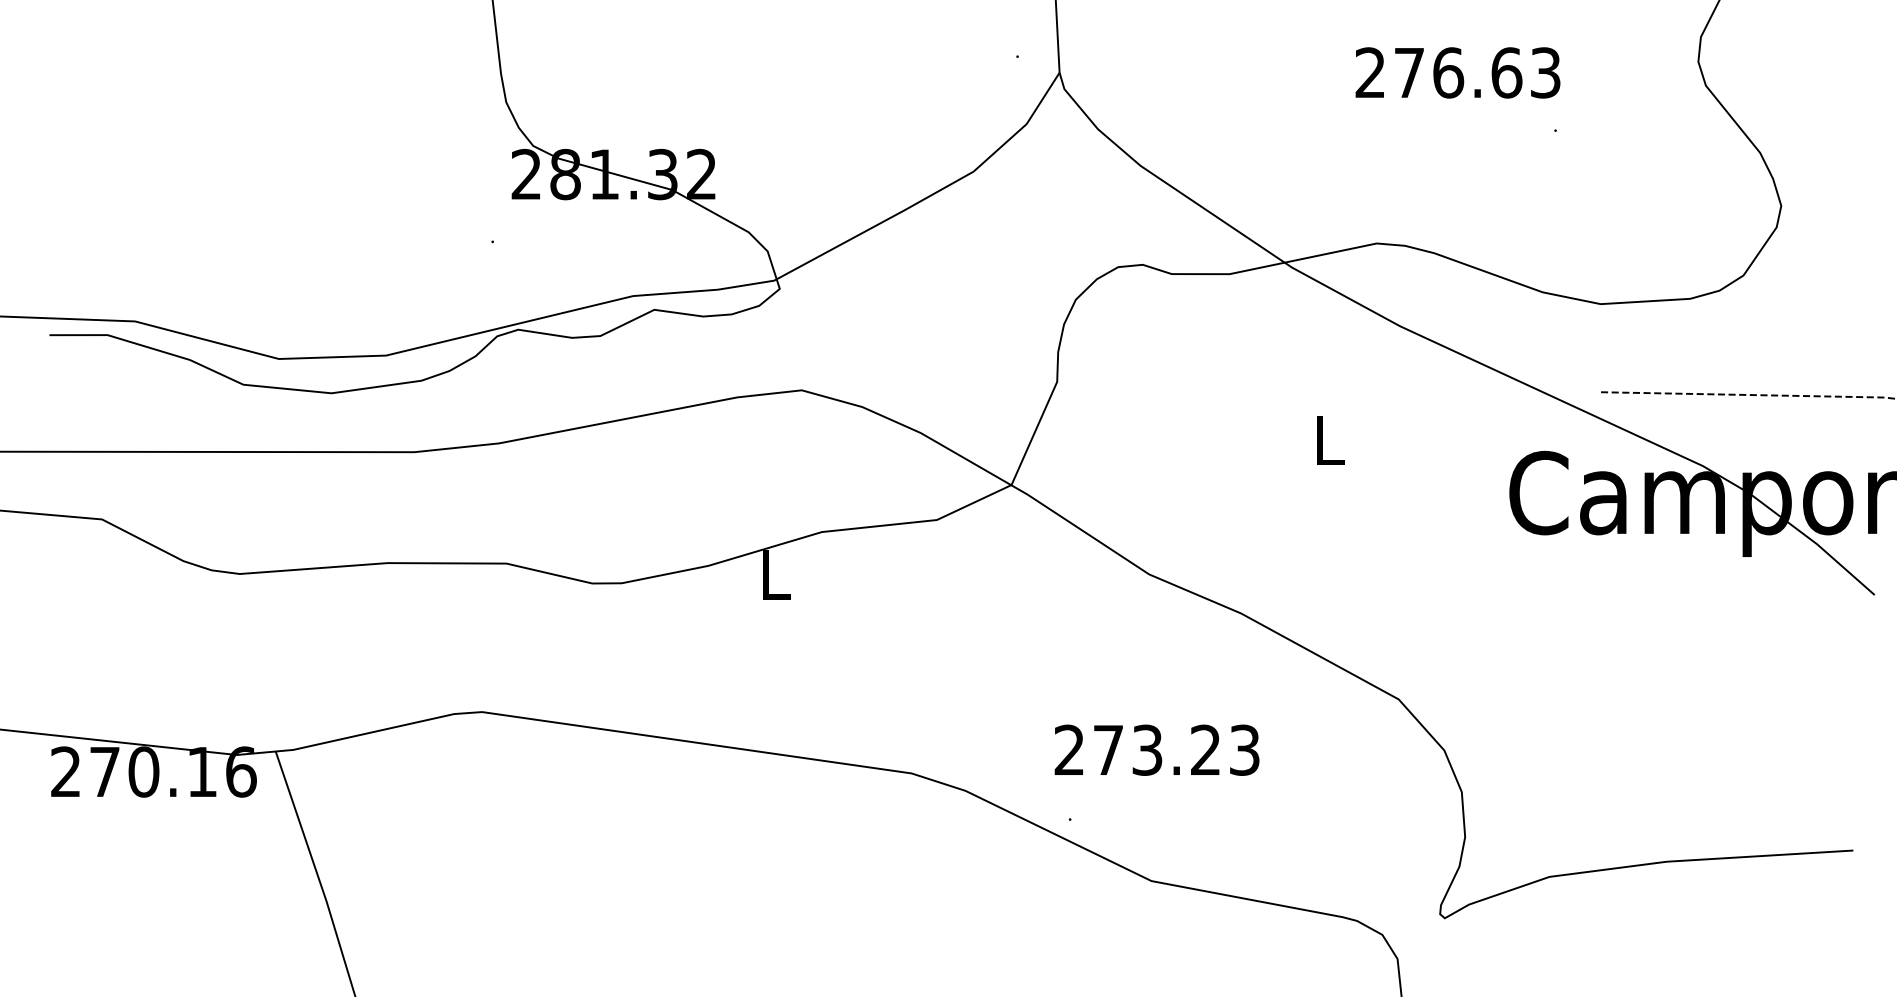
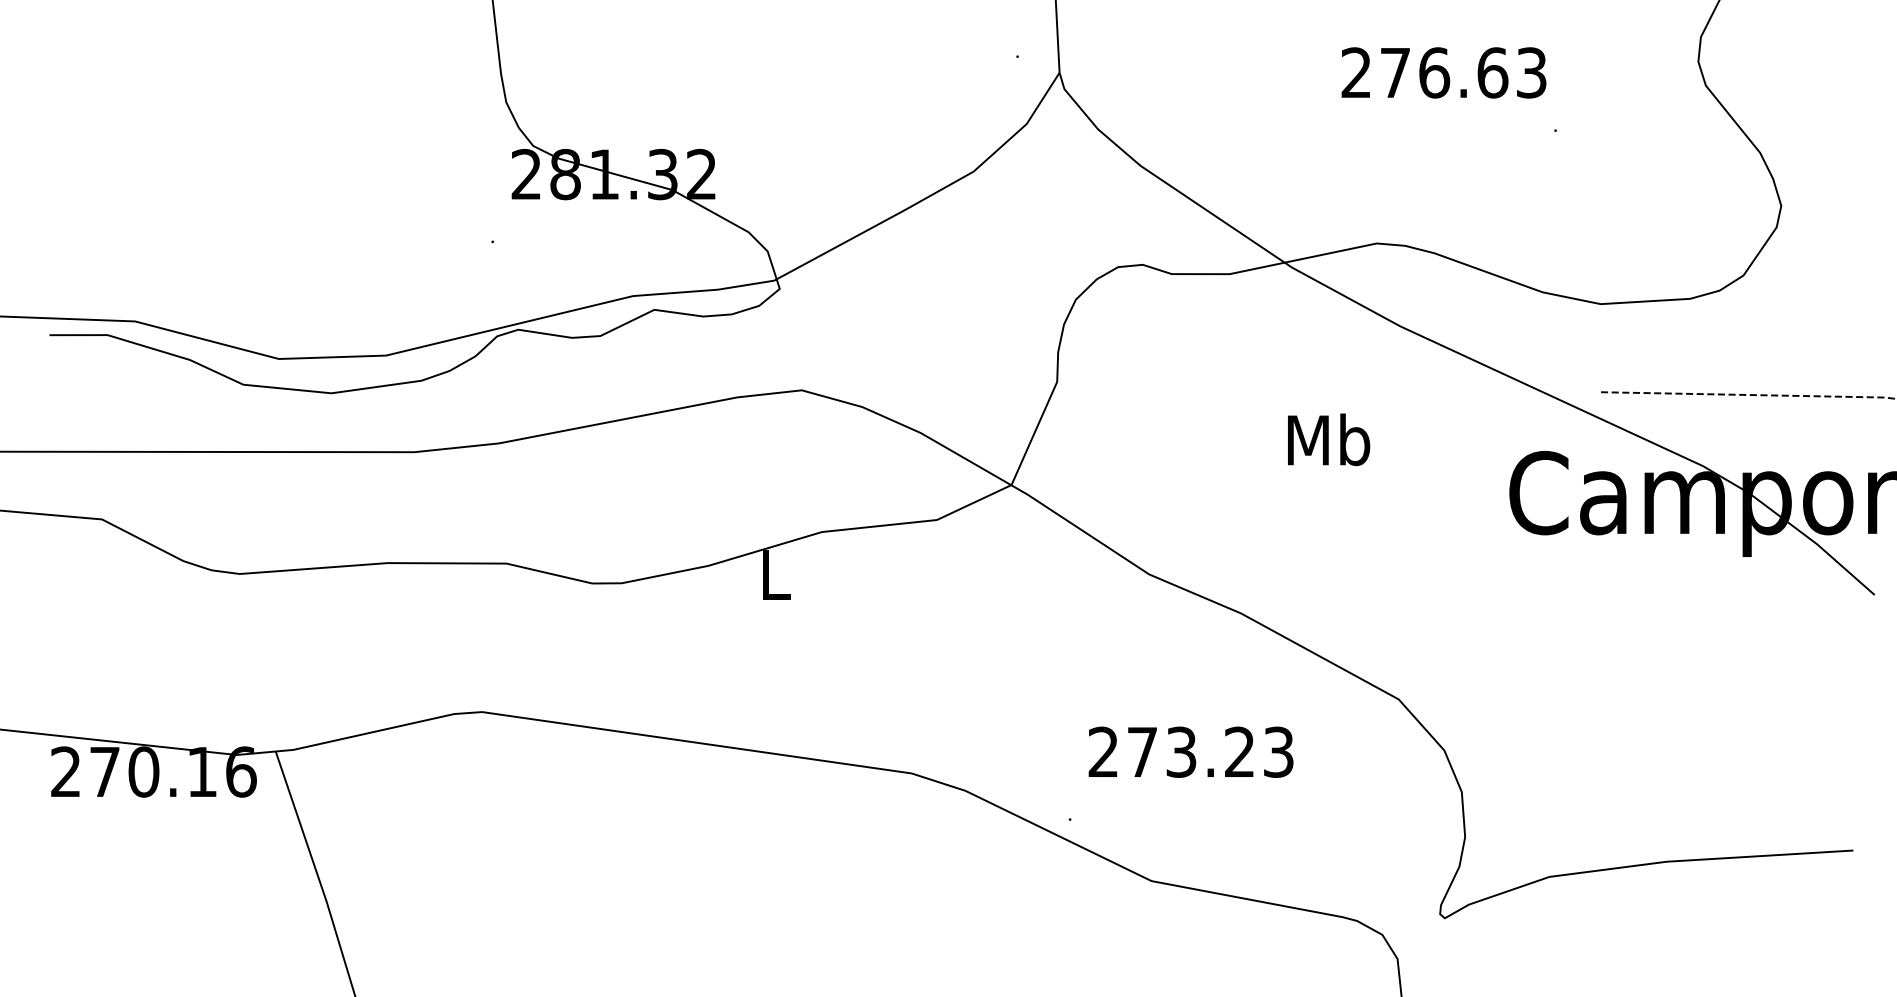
text position: (1457, 72) -> (1443, 72) (1443, 72)
text: L -> Mb (1329, 439)
text position: (1156, 749) -> (1190, 751) (1190, 751)
